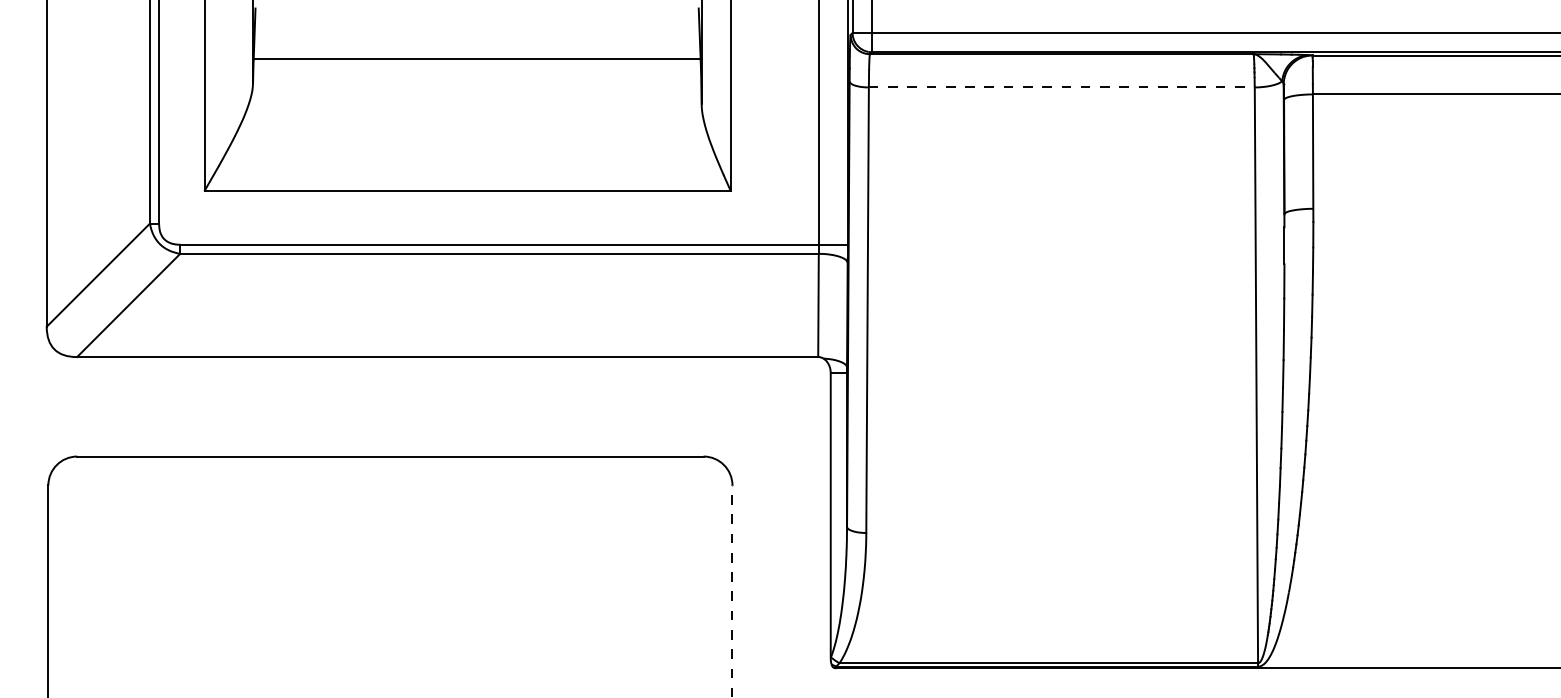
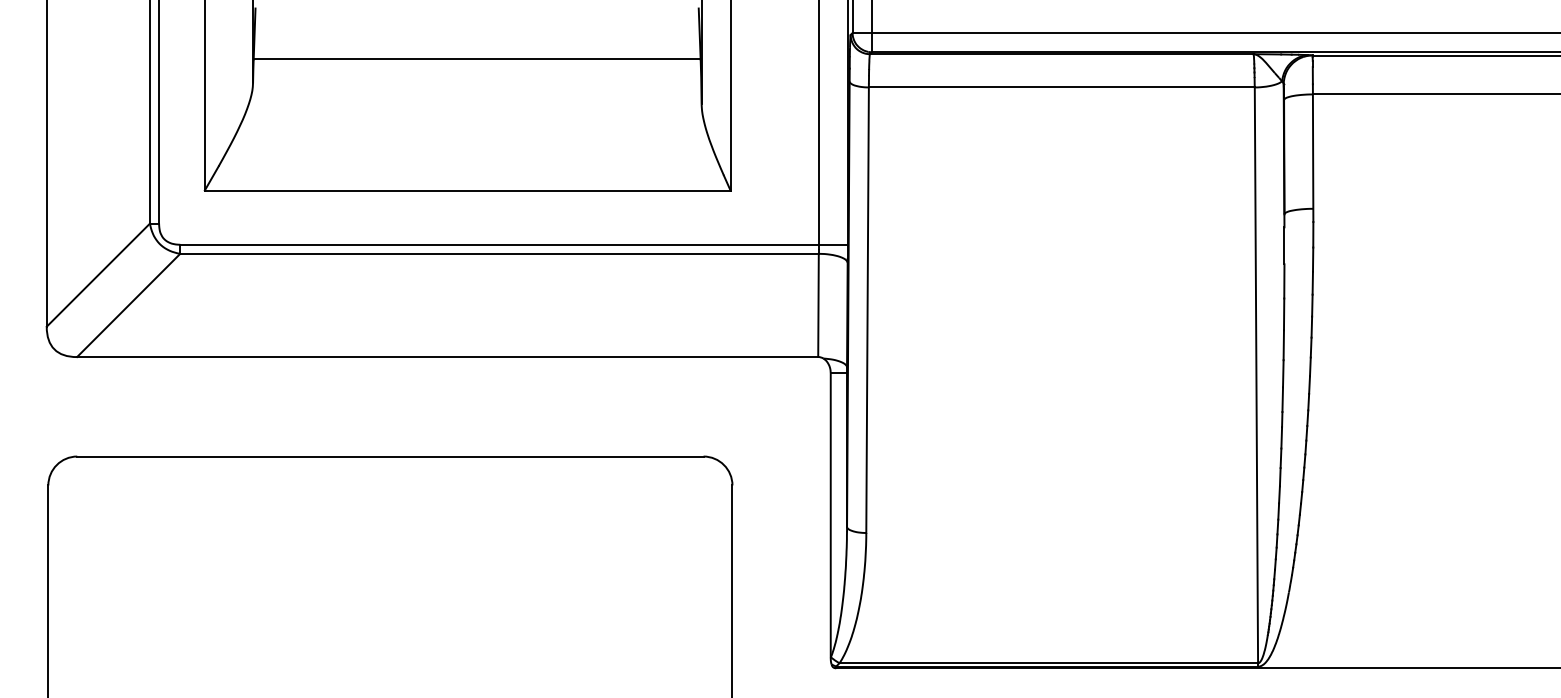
line: dashed -> solid (1061, 87)
line: dashed -> solid (732, 591)
